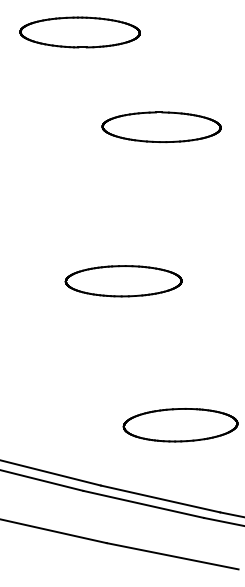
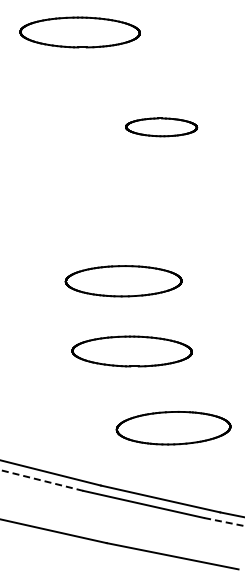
part size: 121x33 px -> 74x21 px (161, 127)
part: none -> present (131, 351)
part position: (180, 425) -> (173, 428) (173, 428)
line: solid -> dashed (41, 480)
line: solid -> dashed (224, 522)
